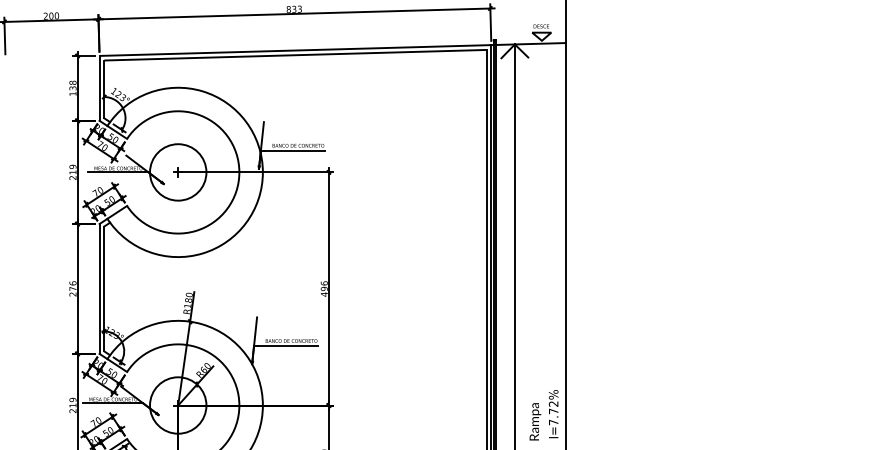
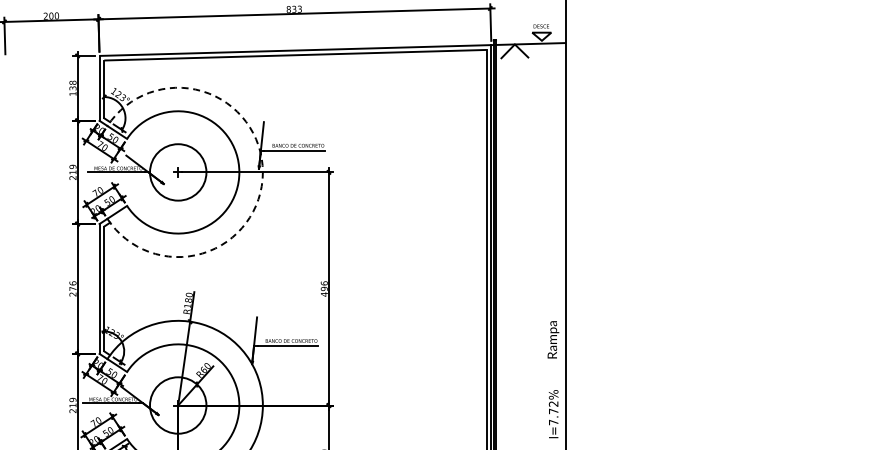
arc: solid -> dashed (262, 172)
line: present -> none (514, 245)
text position: (535, 421) -> (553, 339) (553, 339)
